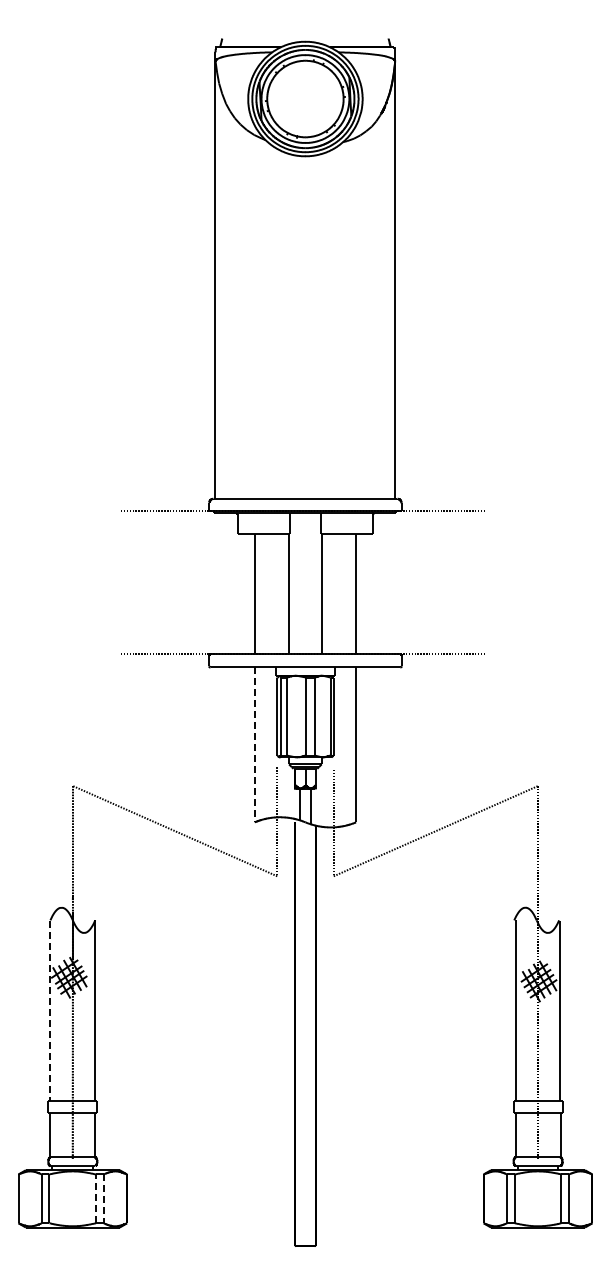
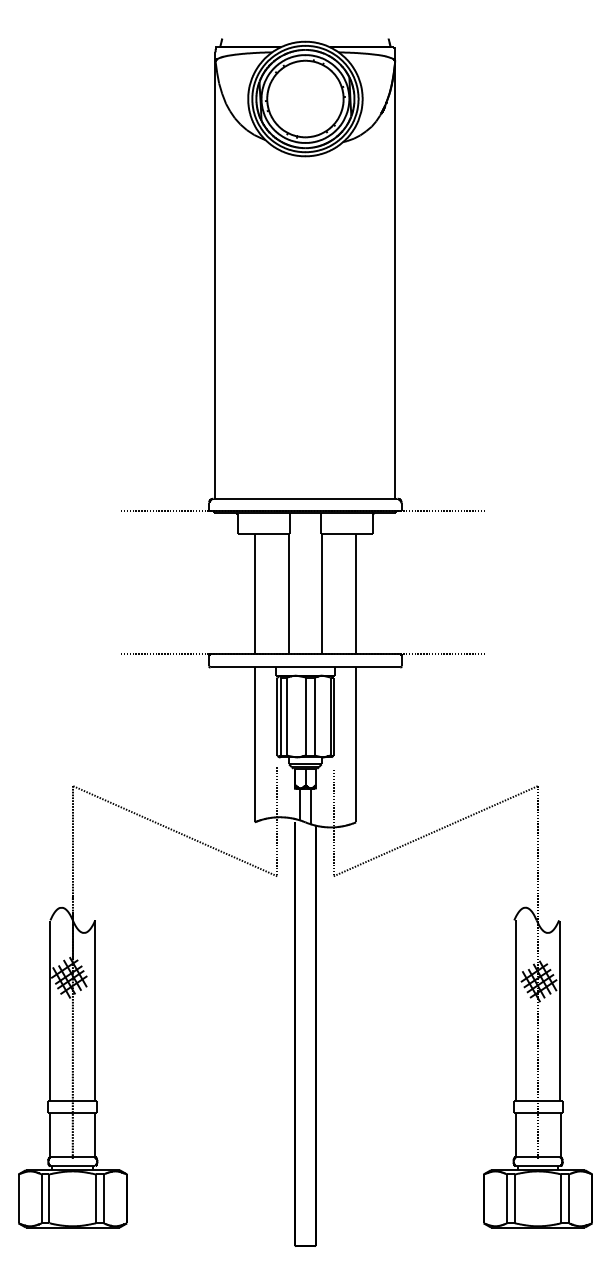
line: dashed -> solid (254, 744)
line: dashed -> solid (50, 1010)
line: dashed -> solid (96, 1198)
line: dashed -> solid (103, 1199)
